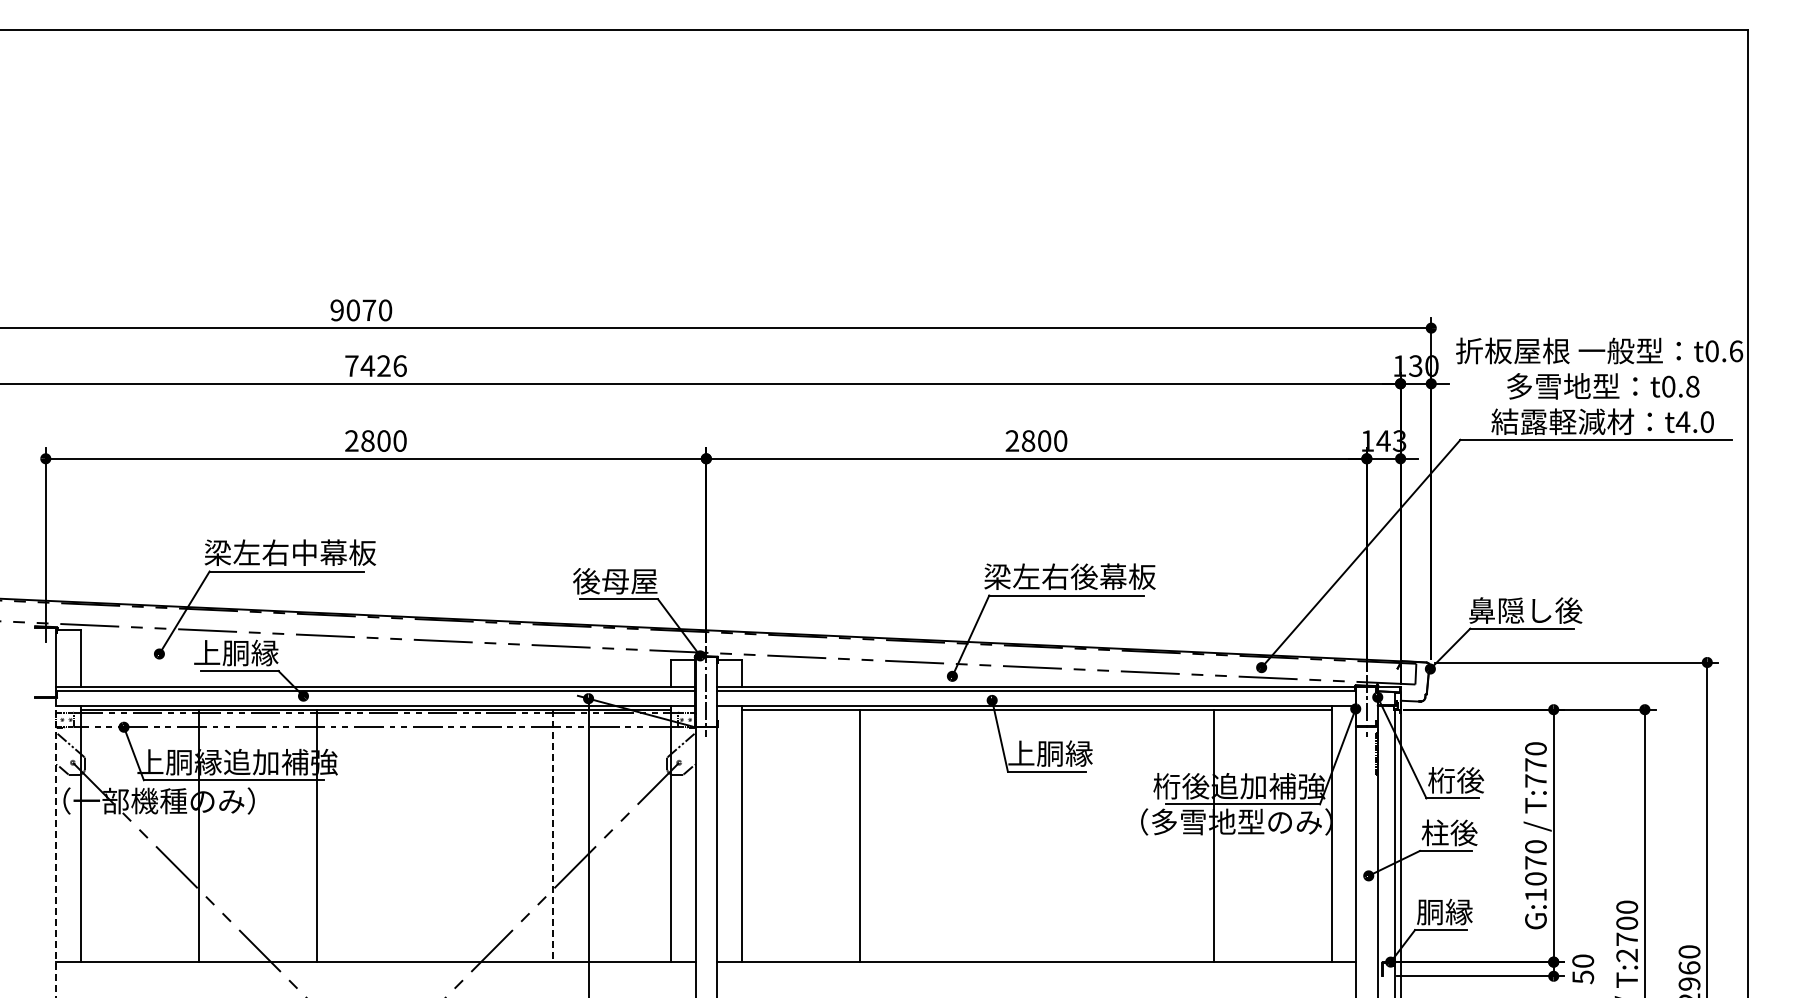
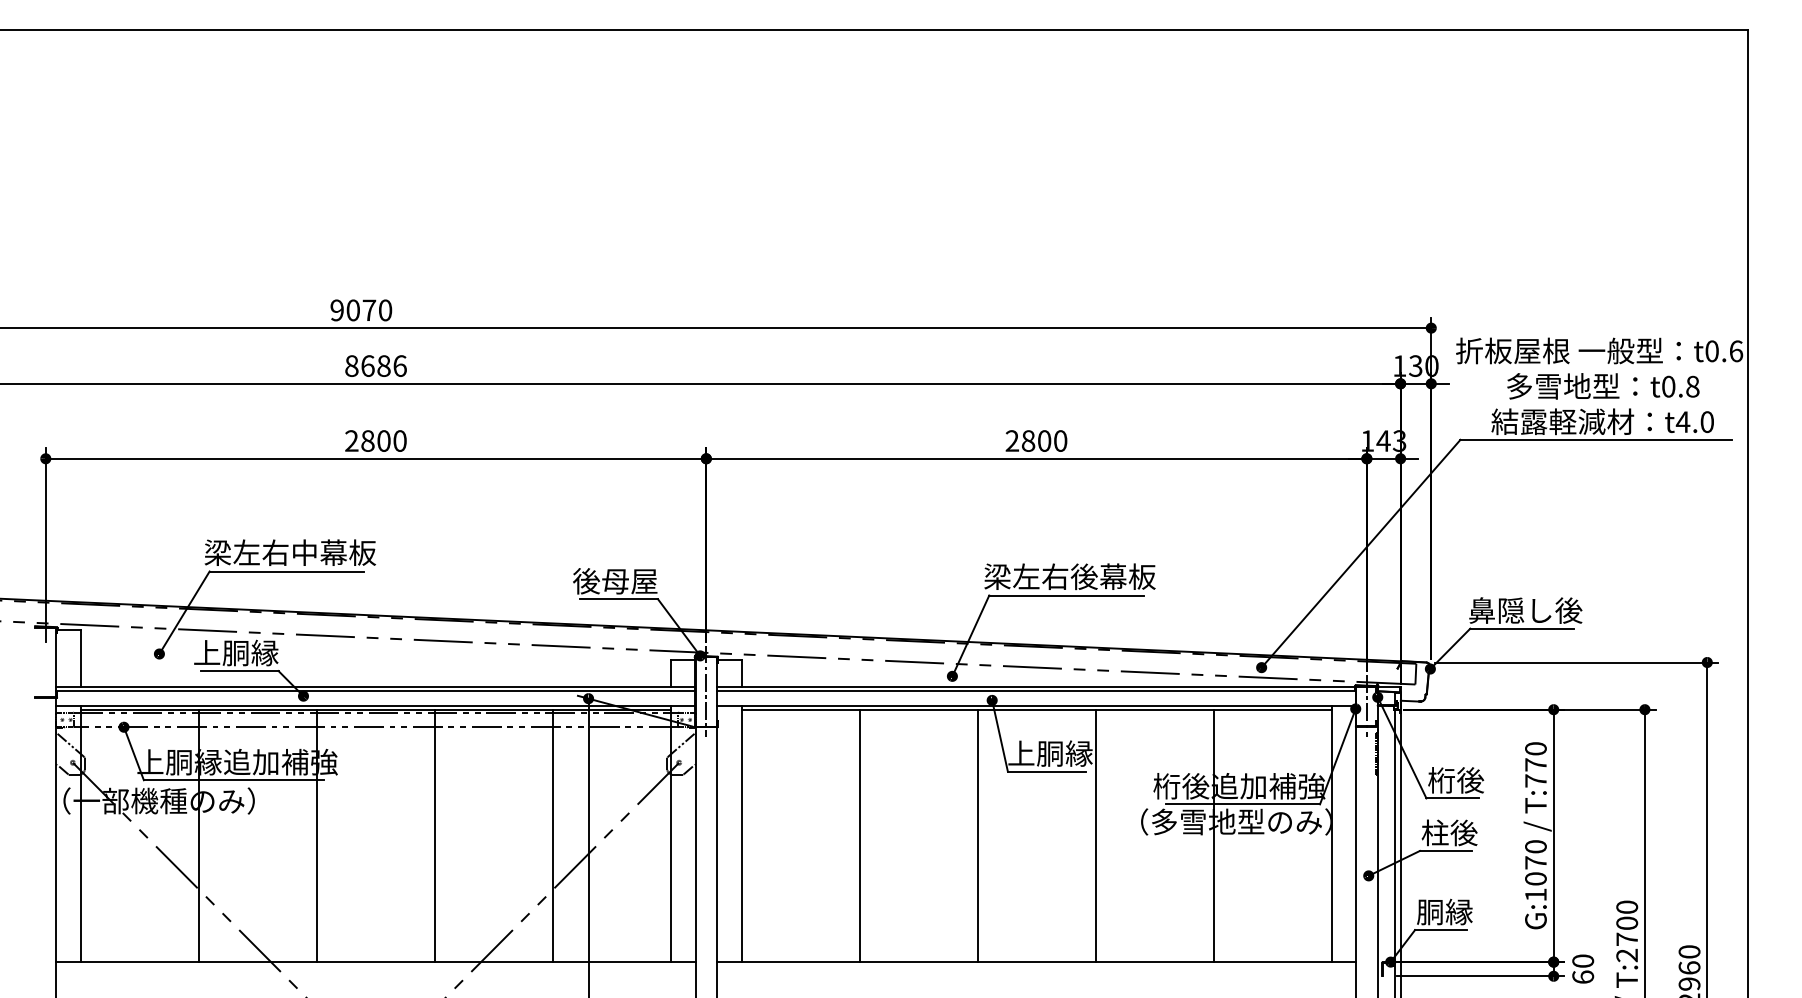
text: 7426 -> 8686 (367, 365)
line: none -> present (435, 835)
line: none -> present (977, 835)
line: none -> present (1095, 835)
line: dashed -> solid (553, 836)
line: dashed -> solid (56, 847)
text: 50 -> 60 (1583, 977)
